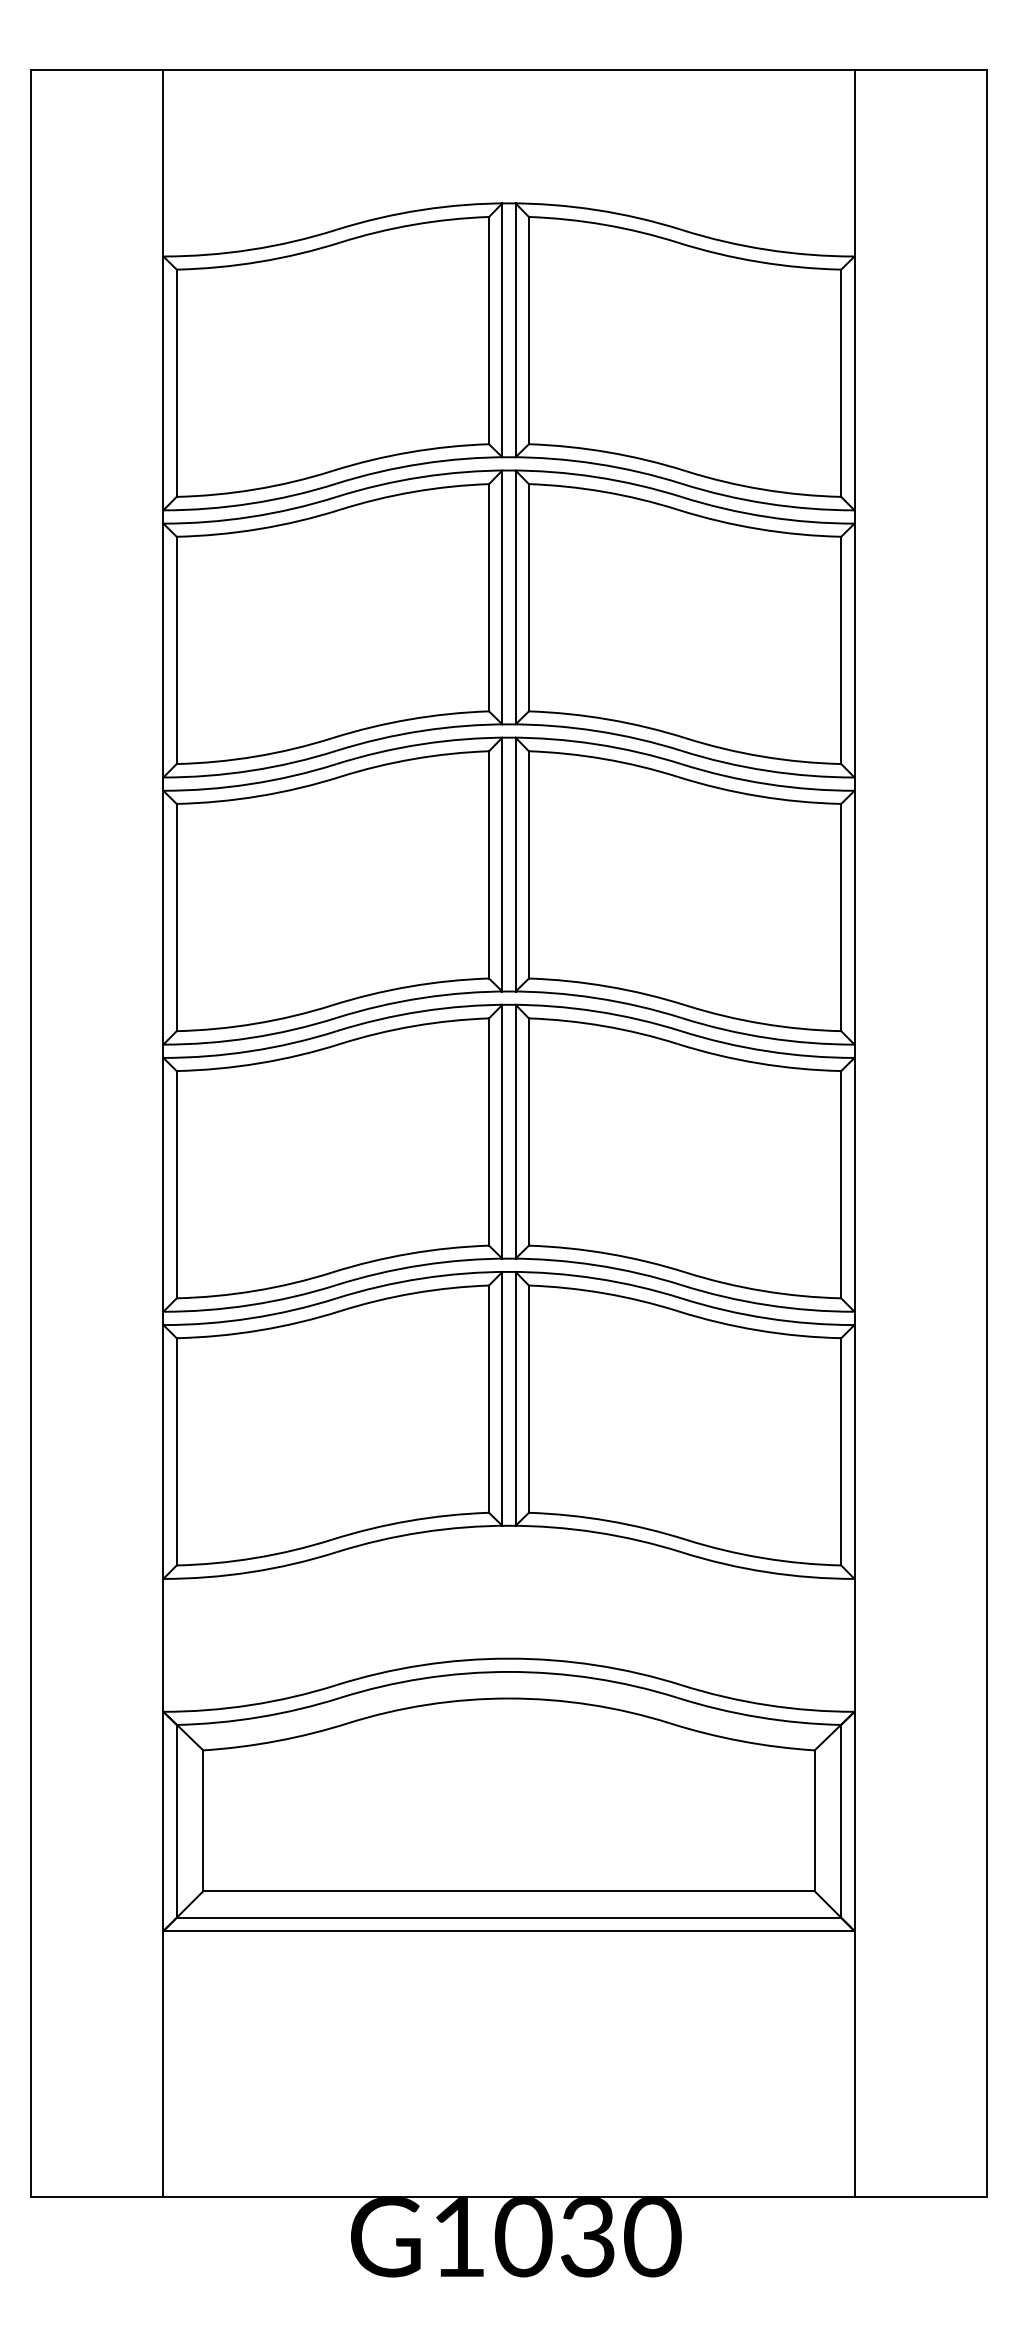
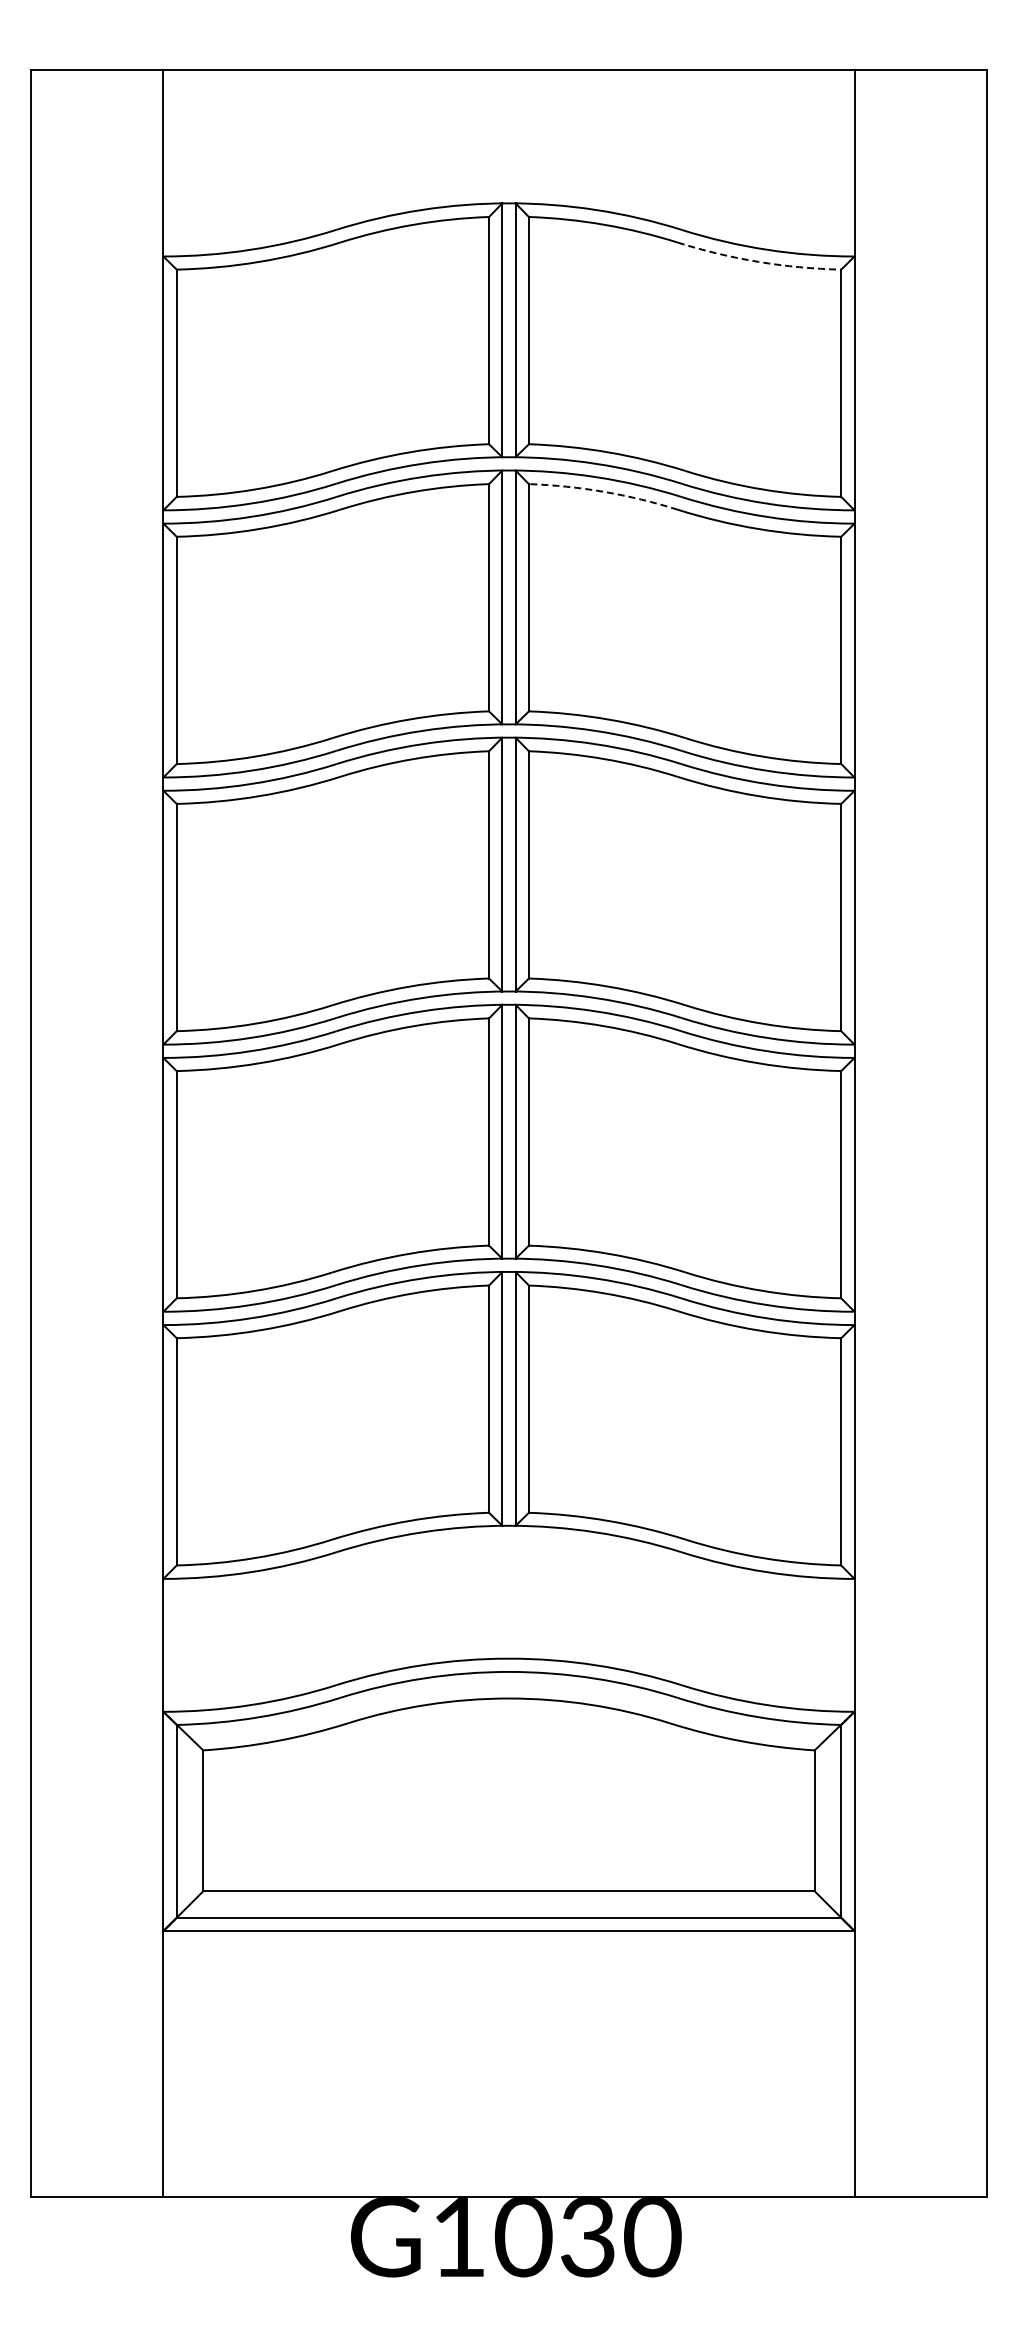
arc: solid -> dashed (758, 261)
arc: solid -> dashed (604, 491)
